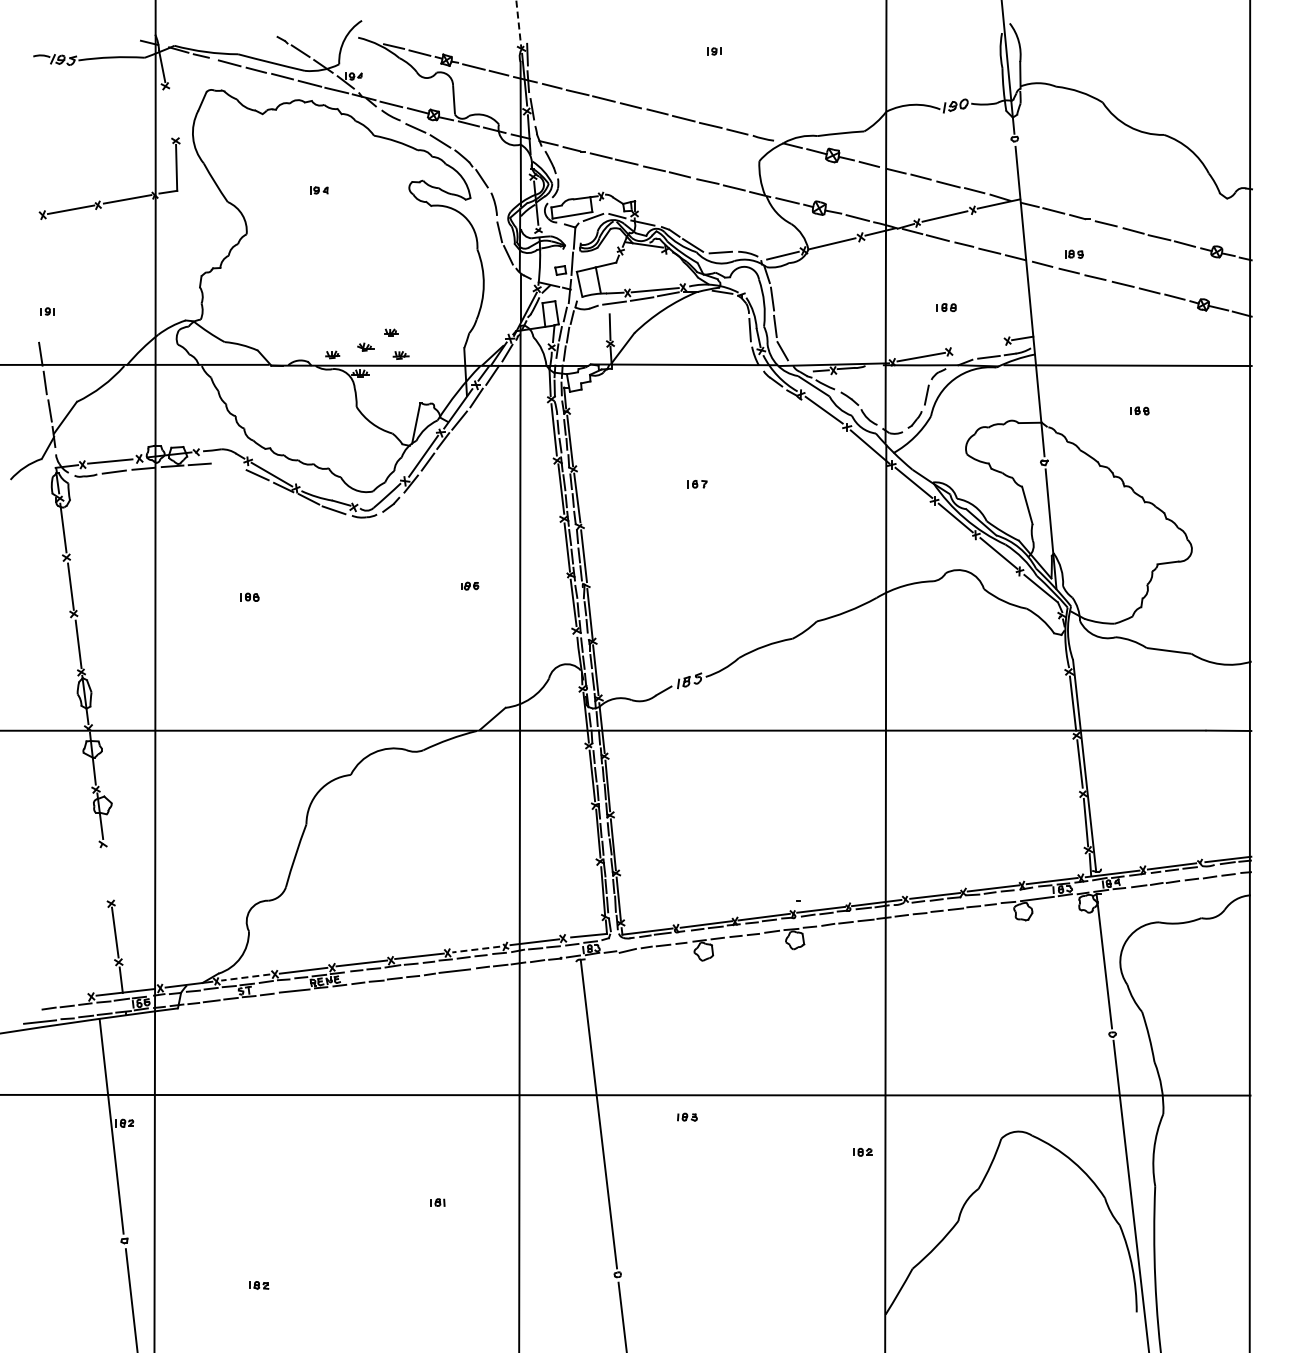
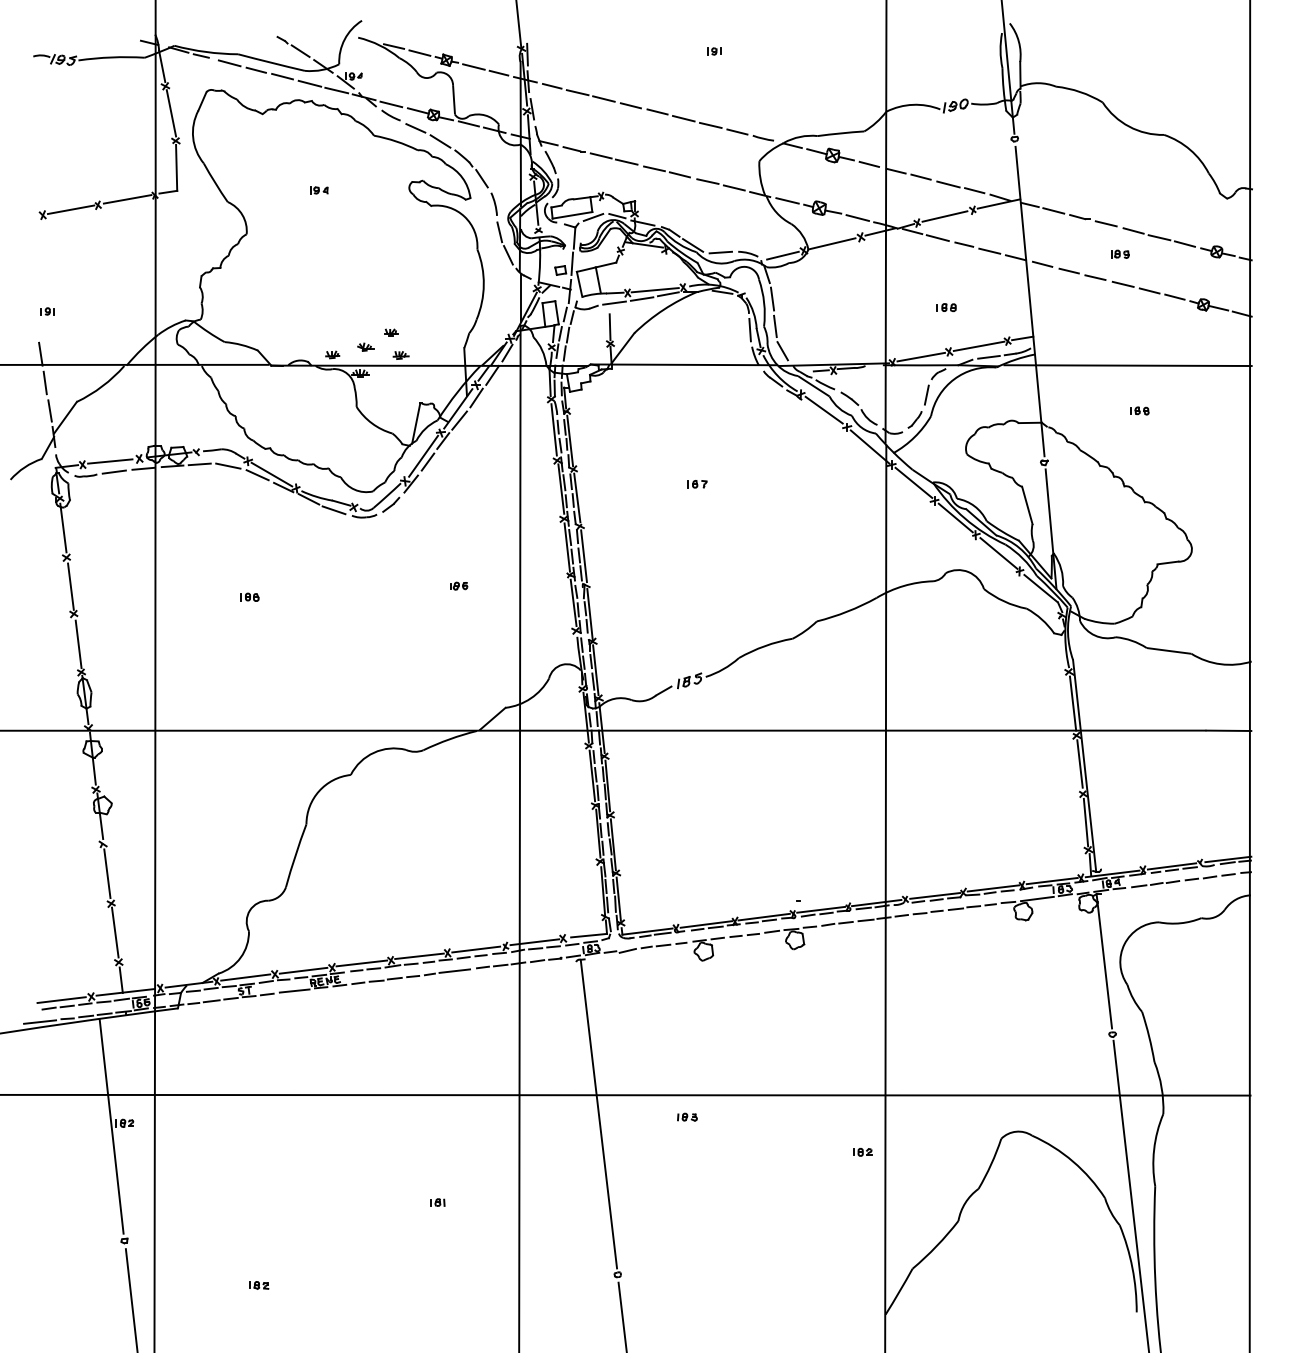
line: dashed -> solid (518, 25)
line: none -> present (171, 113)
part position: (1074, 253) -> (1120, 253) (1120, 253)
line: none -> present (978, 345)
line: none -> present (228, 465)
part position: (470, 585) -> (459, 585) (459, 585)
line: none -> present (107, 873)
line: dashed -> solid (475, 949)
line: dashed -> solid (245, 977)
line: none -> present (61, 999)
